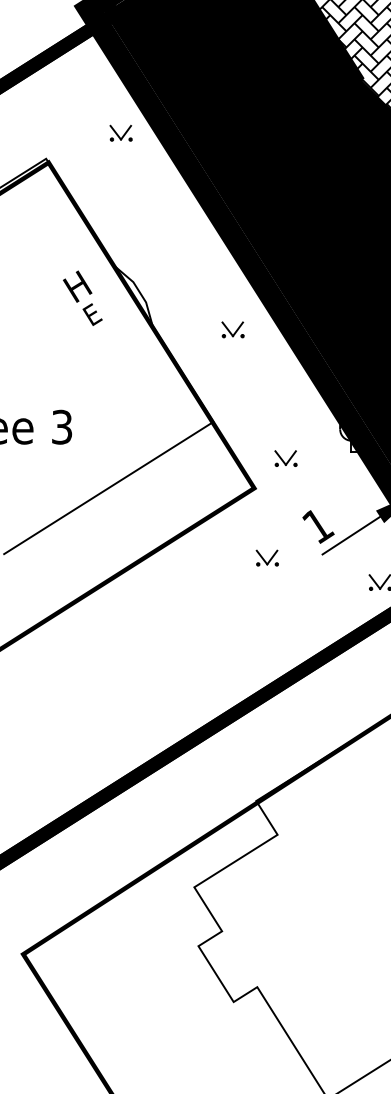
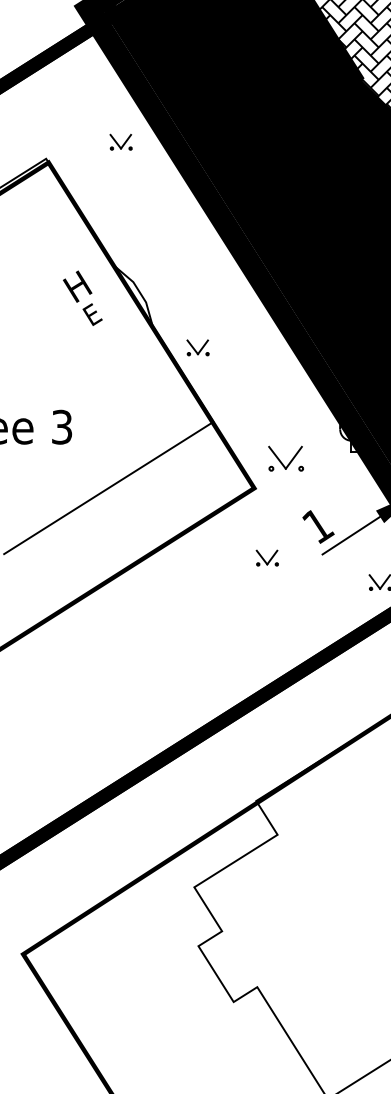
part position: (120, 132) -> (120, 141) (120, 141)
part position: (232, 329) -> (197, 347) (197, 347)
part size: 24x17 px -> 36x27 px (285, 458)
